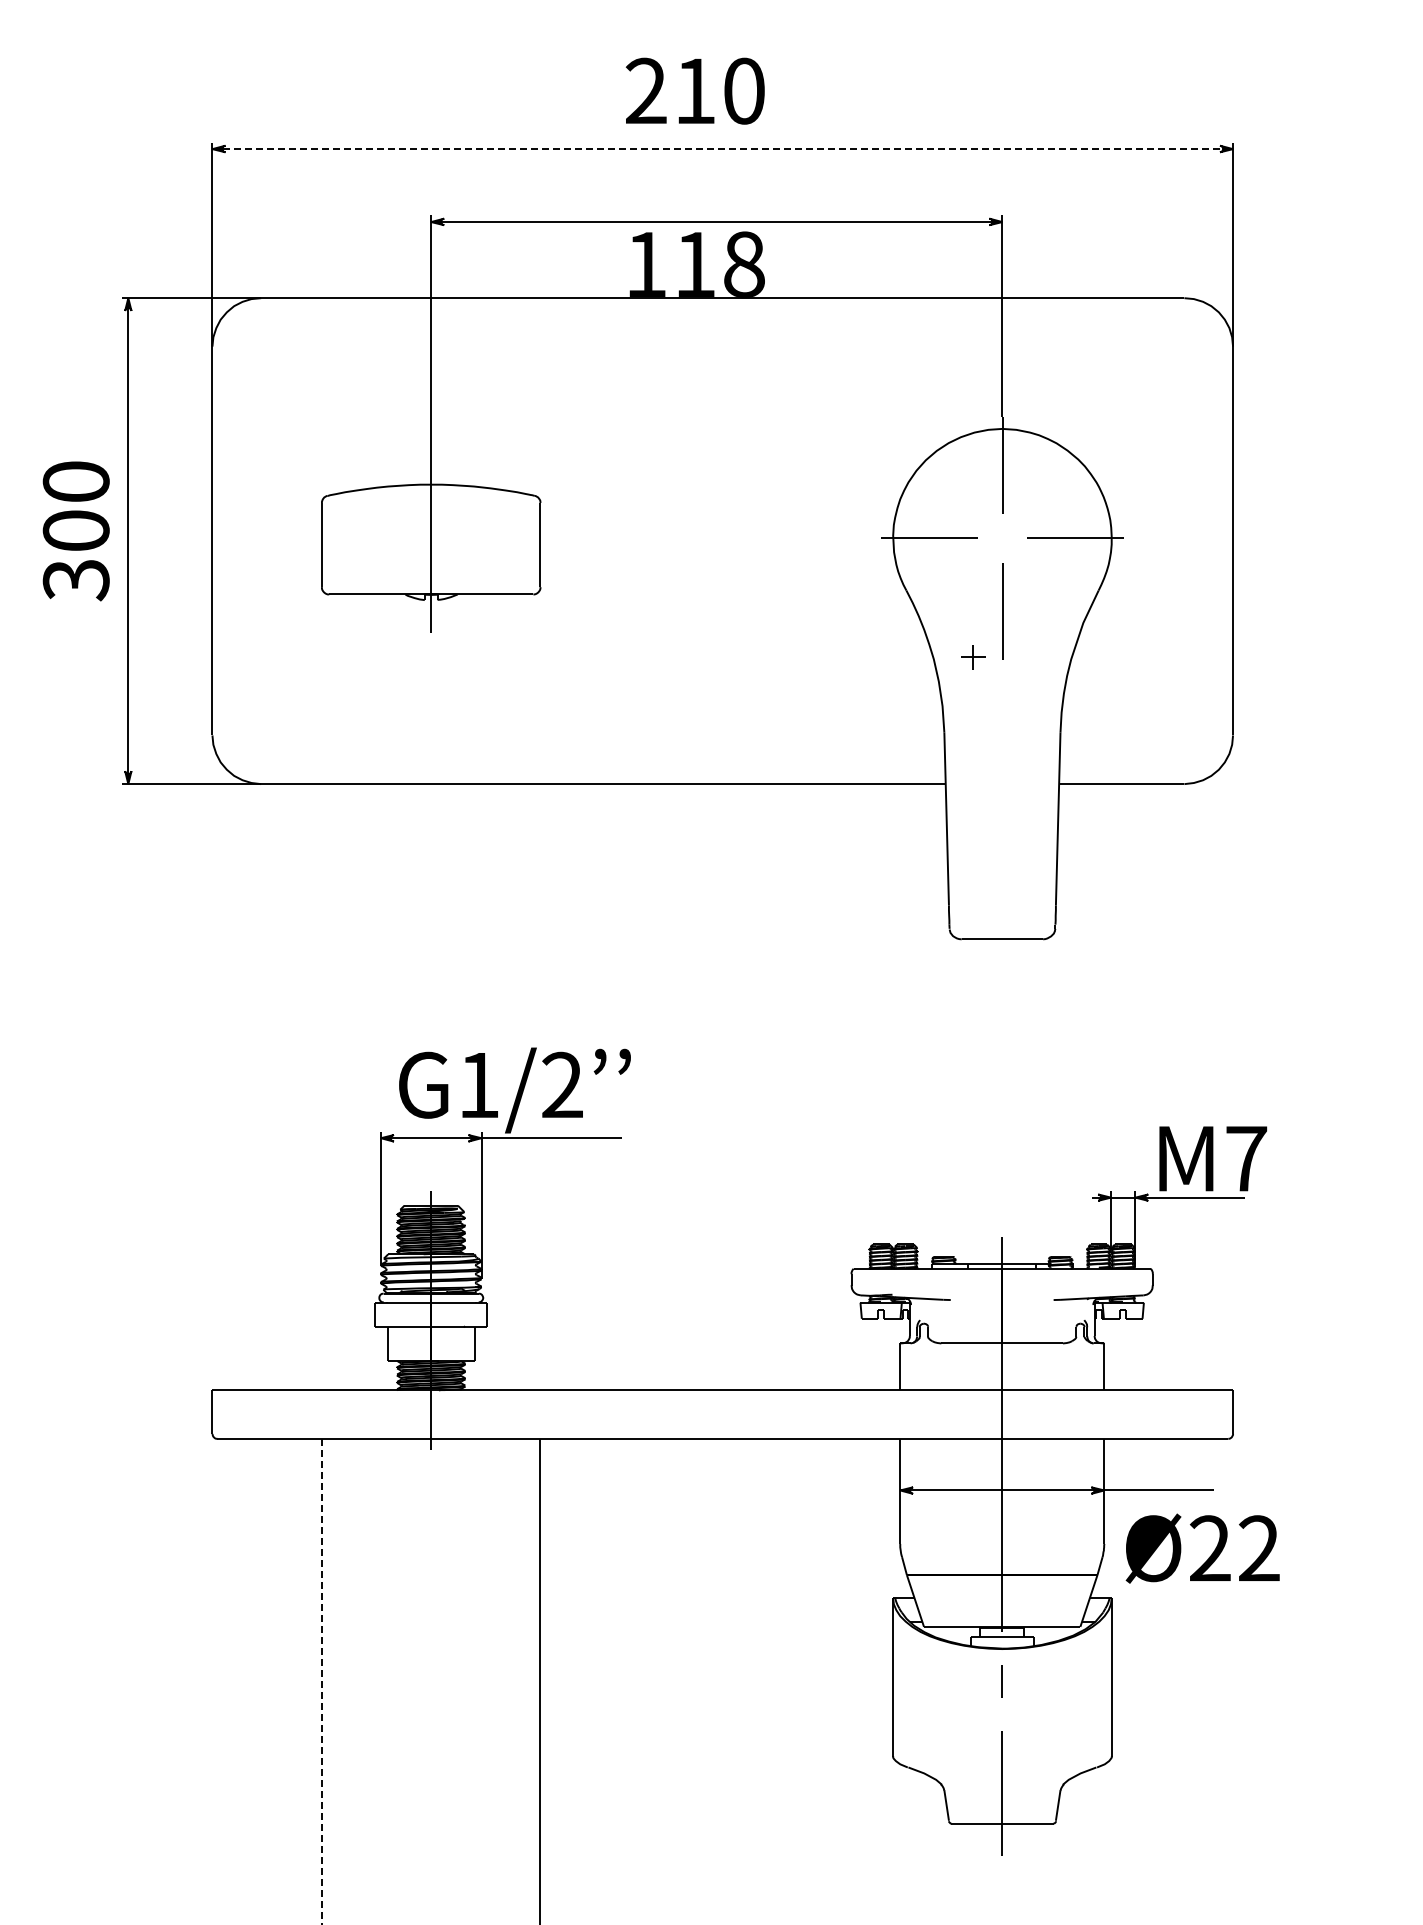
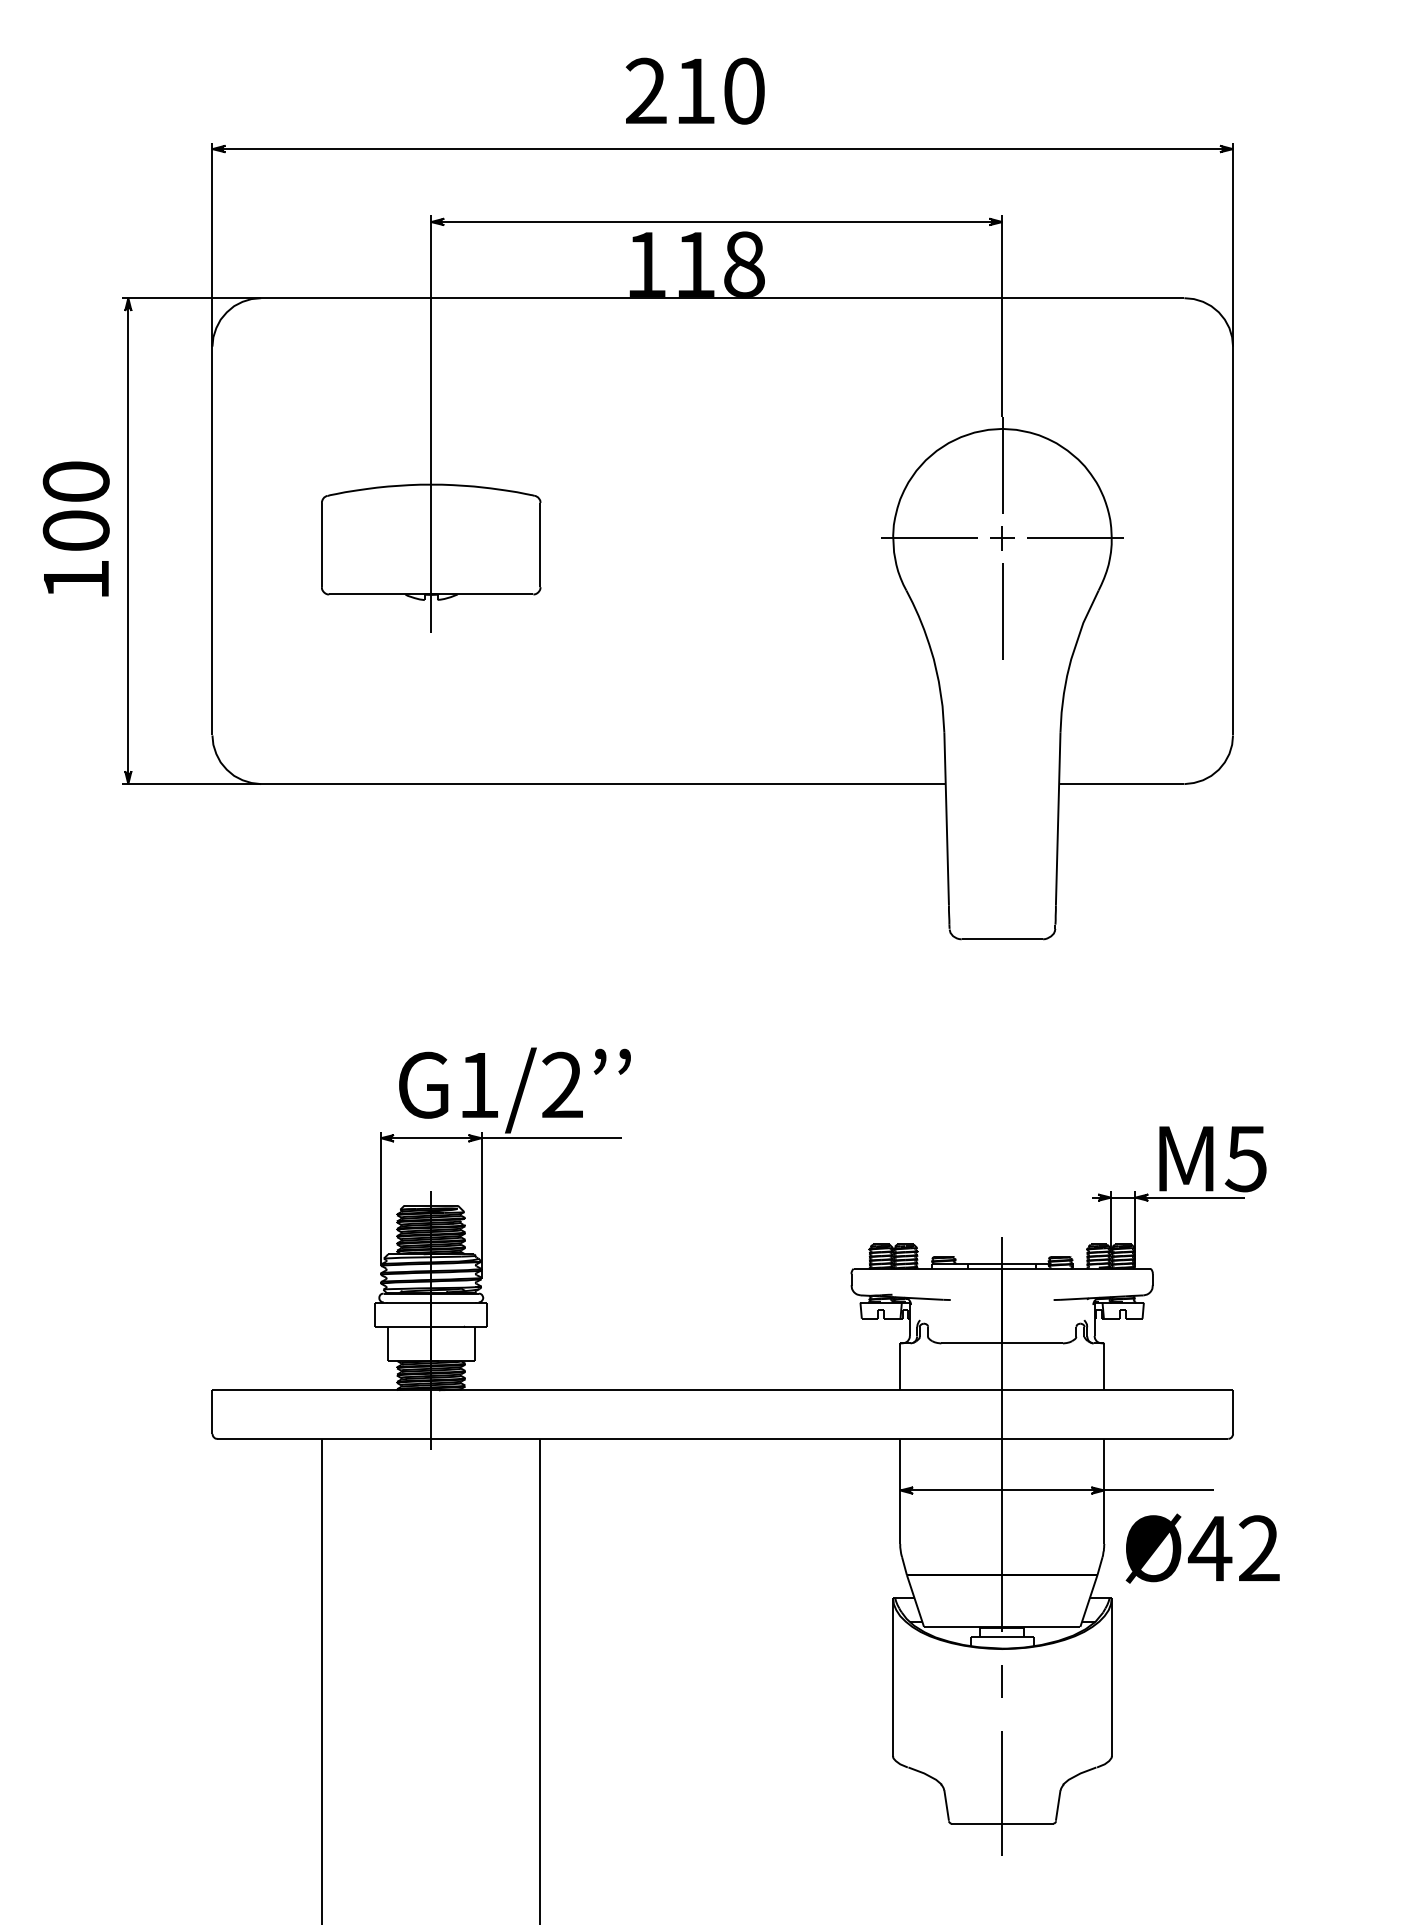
line: dashed -> solid (723, 149)
text: 300 -> 100 (75, 580)
part position: (973, 657) -> (1002, 538) (1002, 538)
text: M7 -> M5 (1245, 1159)
text: Ø22 -> Ø42 (1210, 1547)
line: dashed -> solid (321, 1681)
